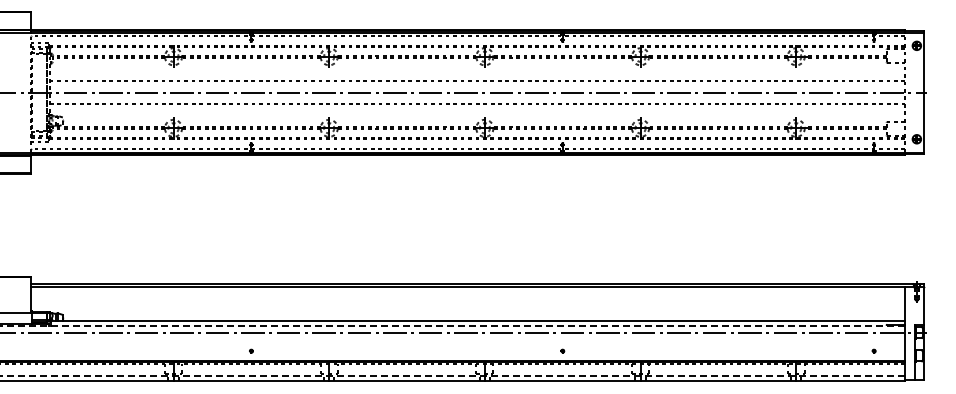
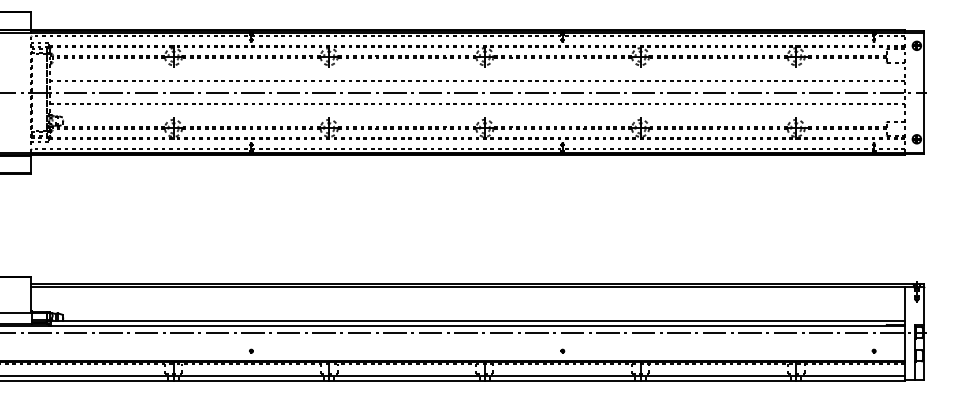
line: dashed -> solid (452, 326)
line: dashed -> solid (452, 376)
